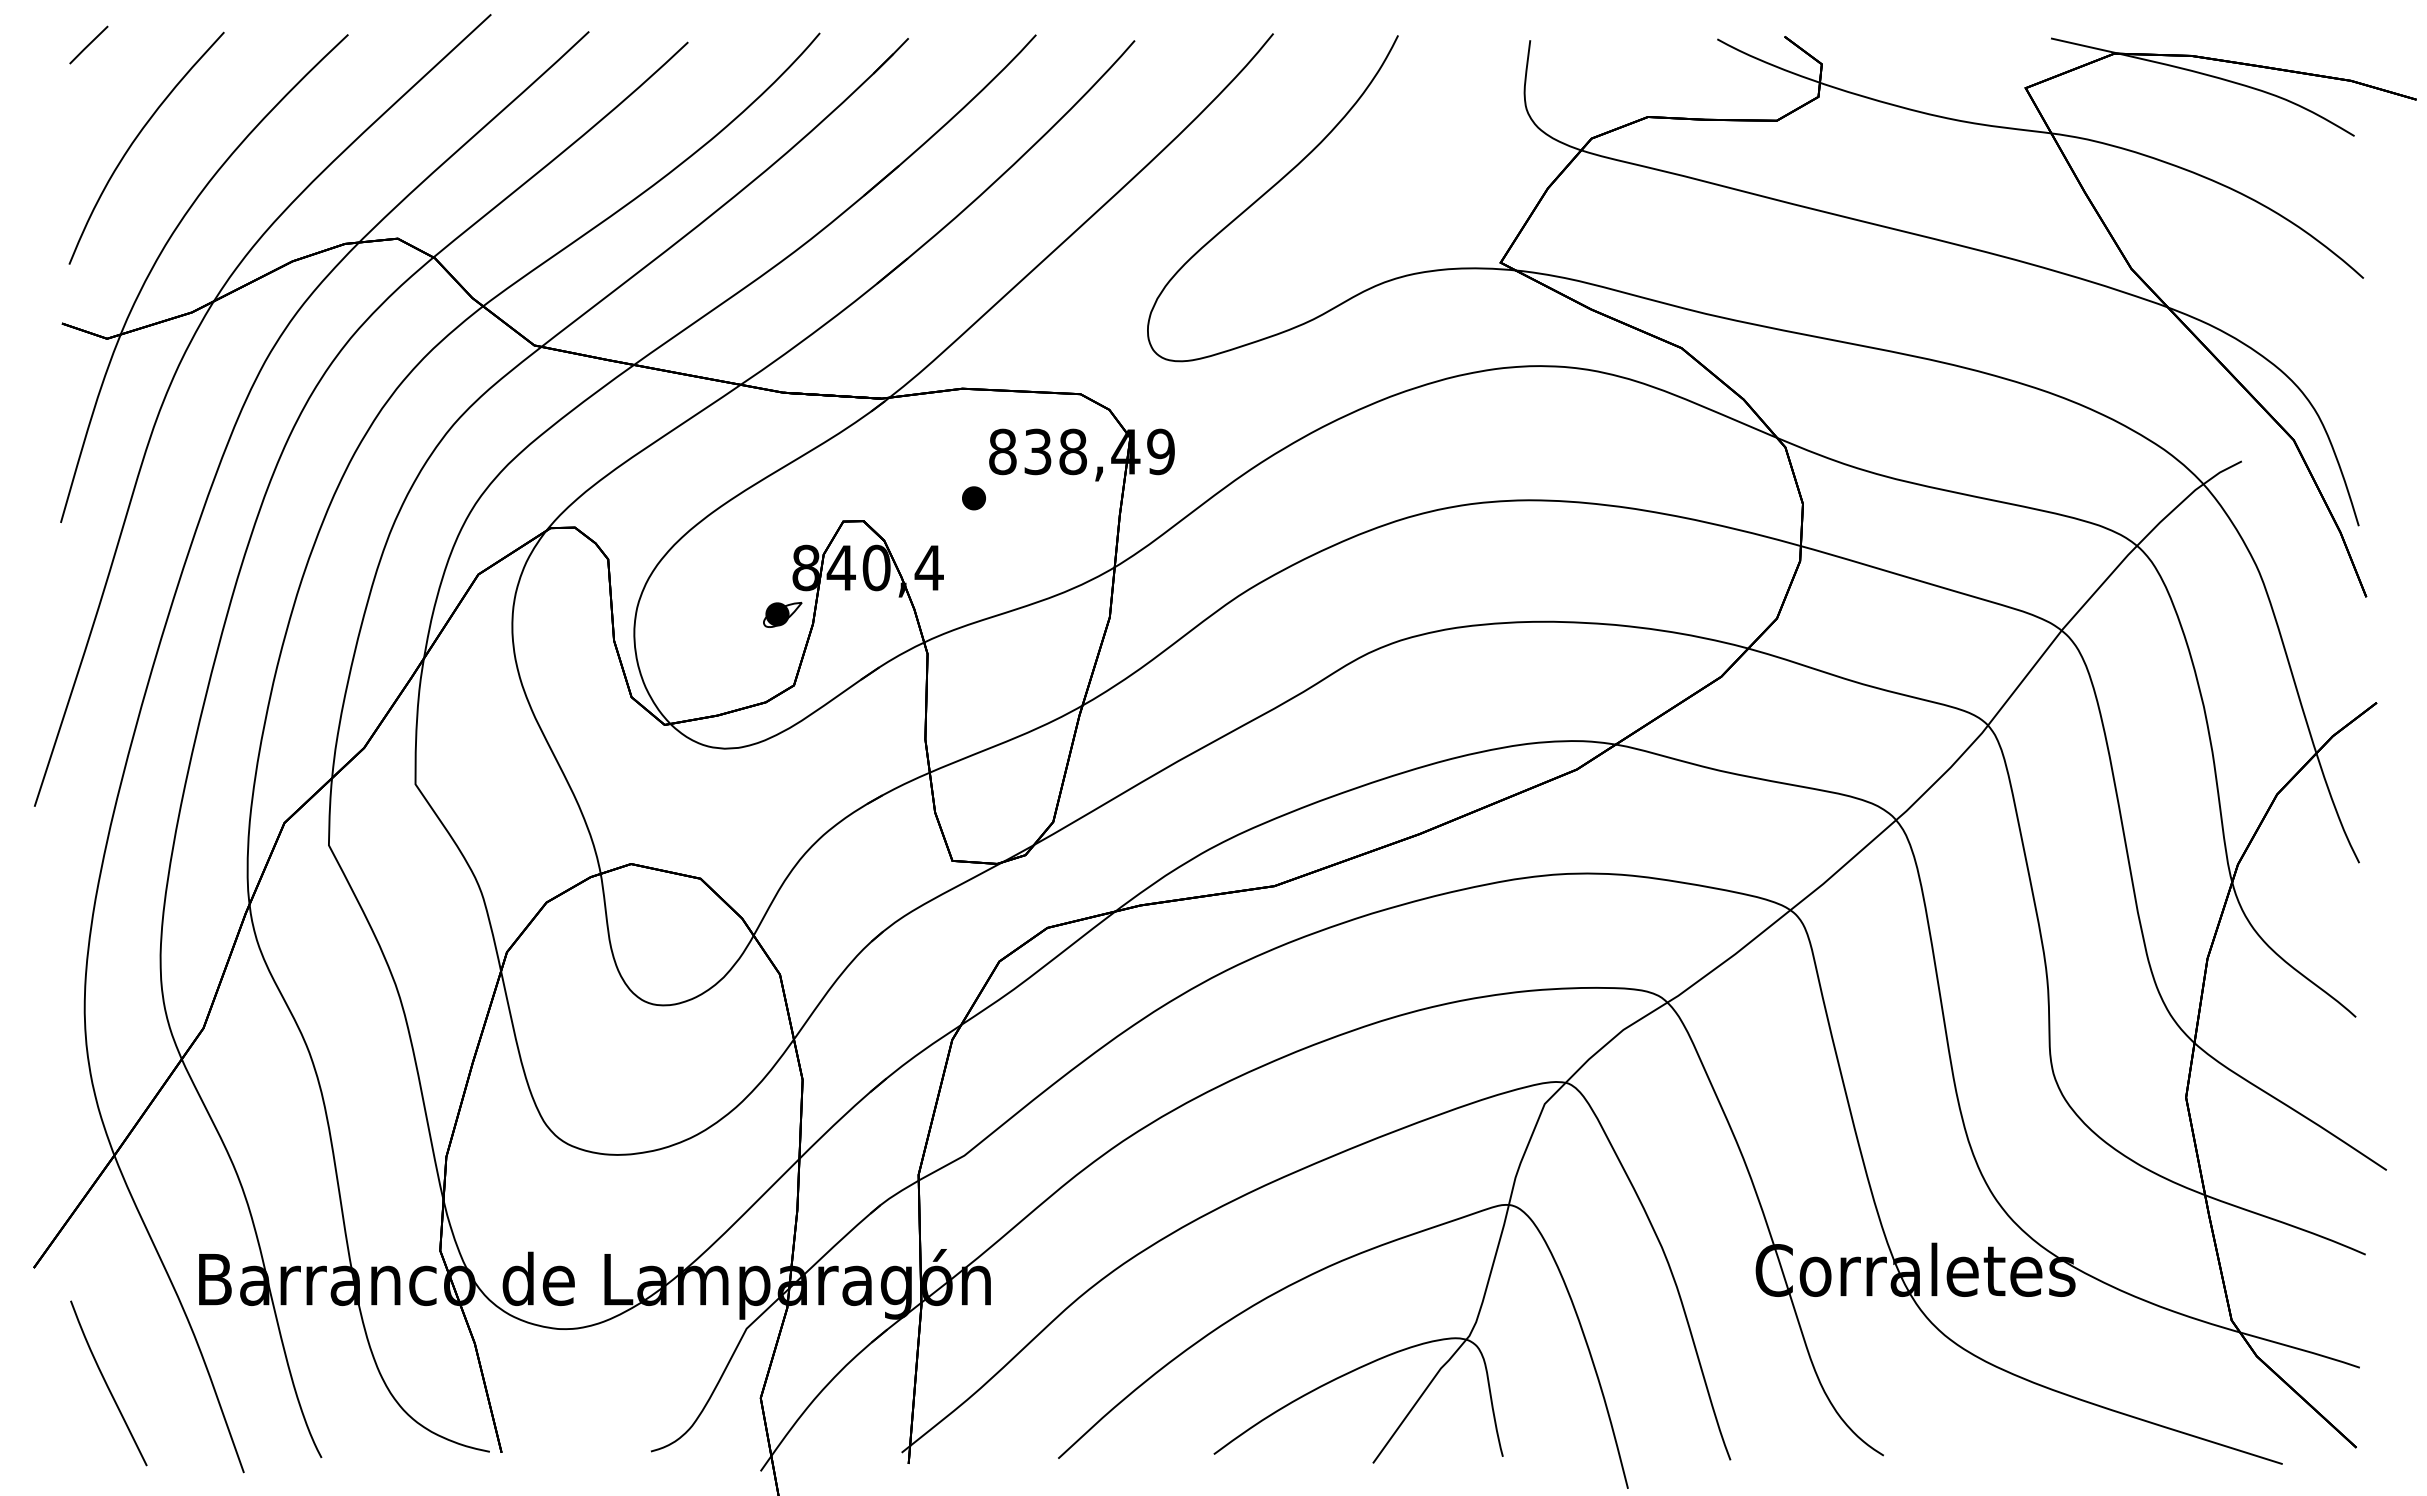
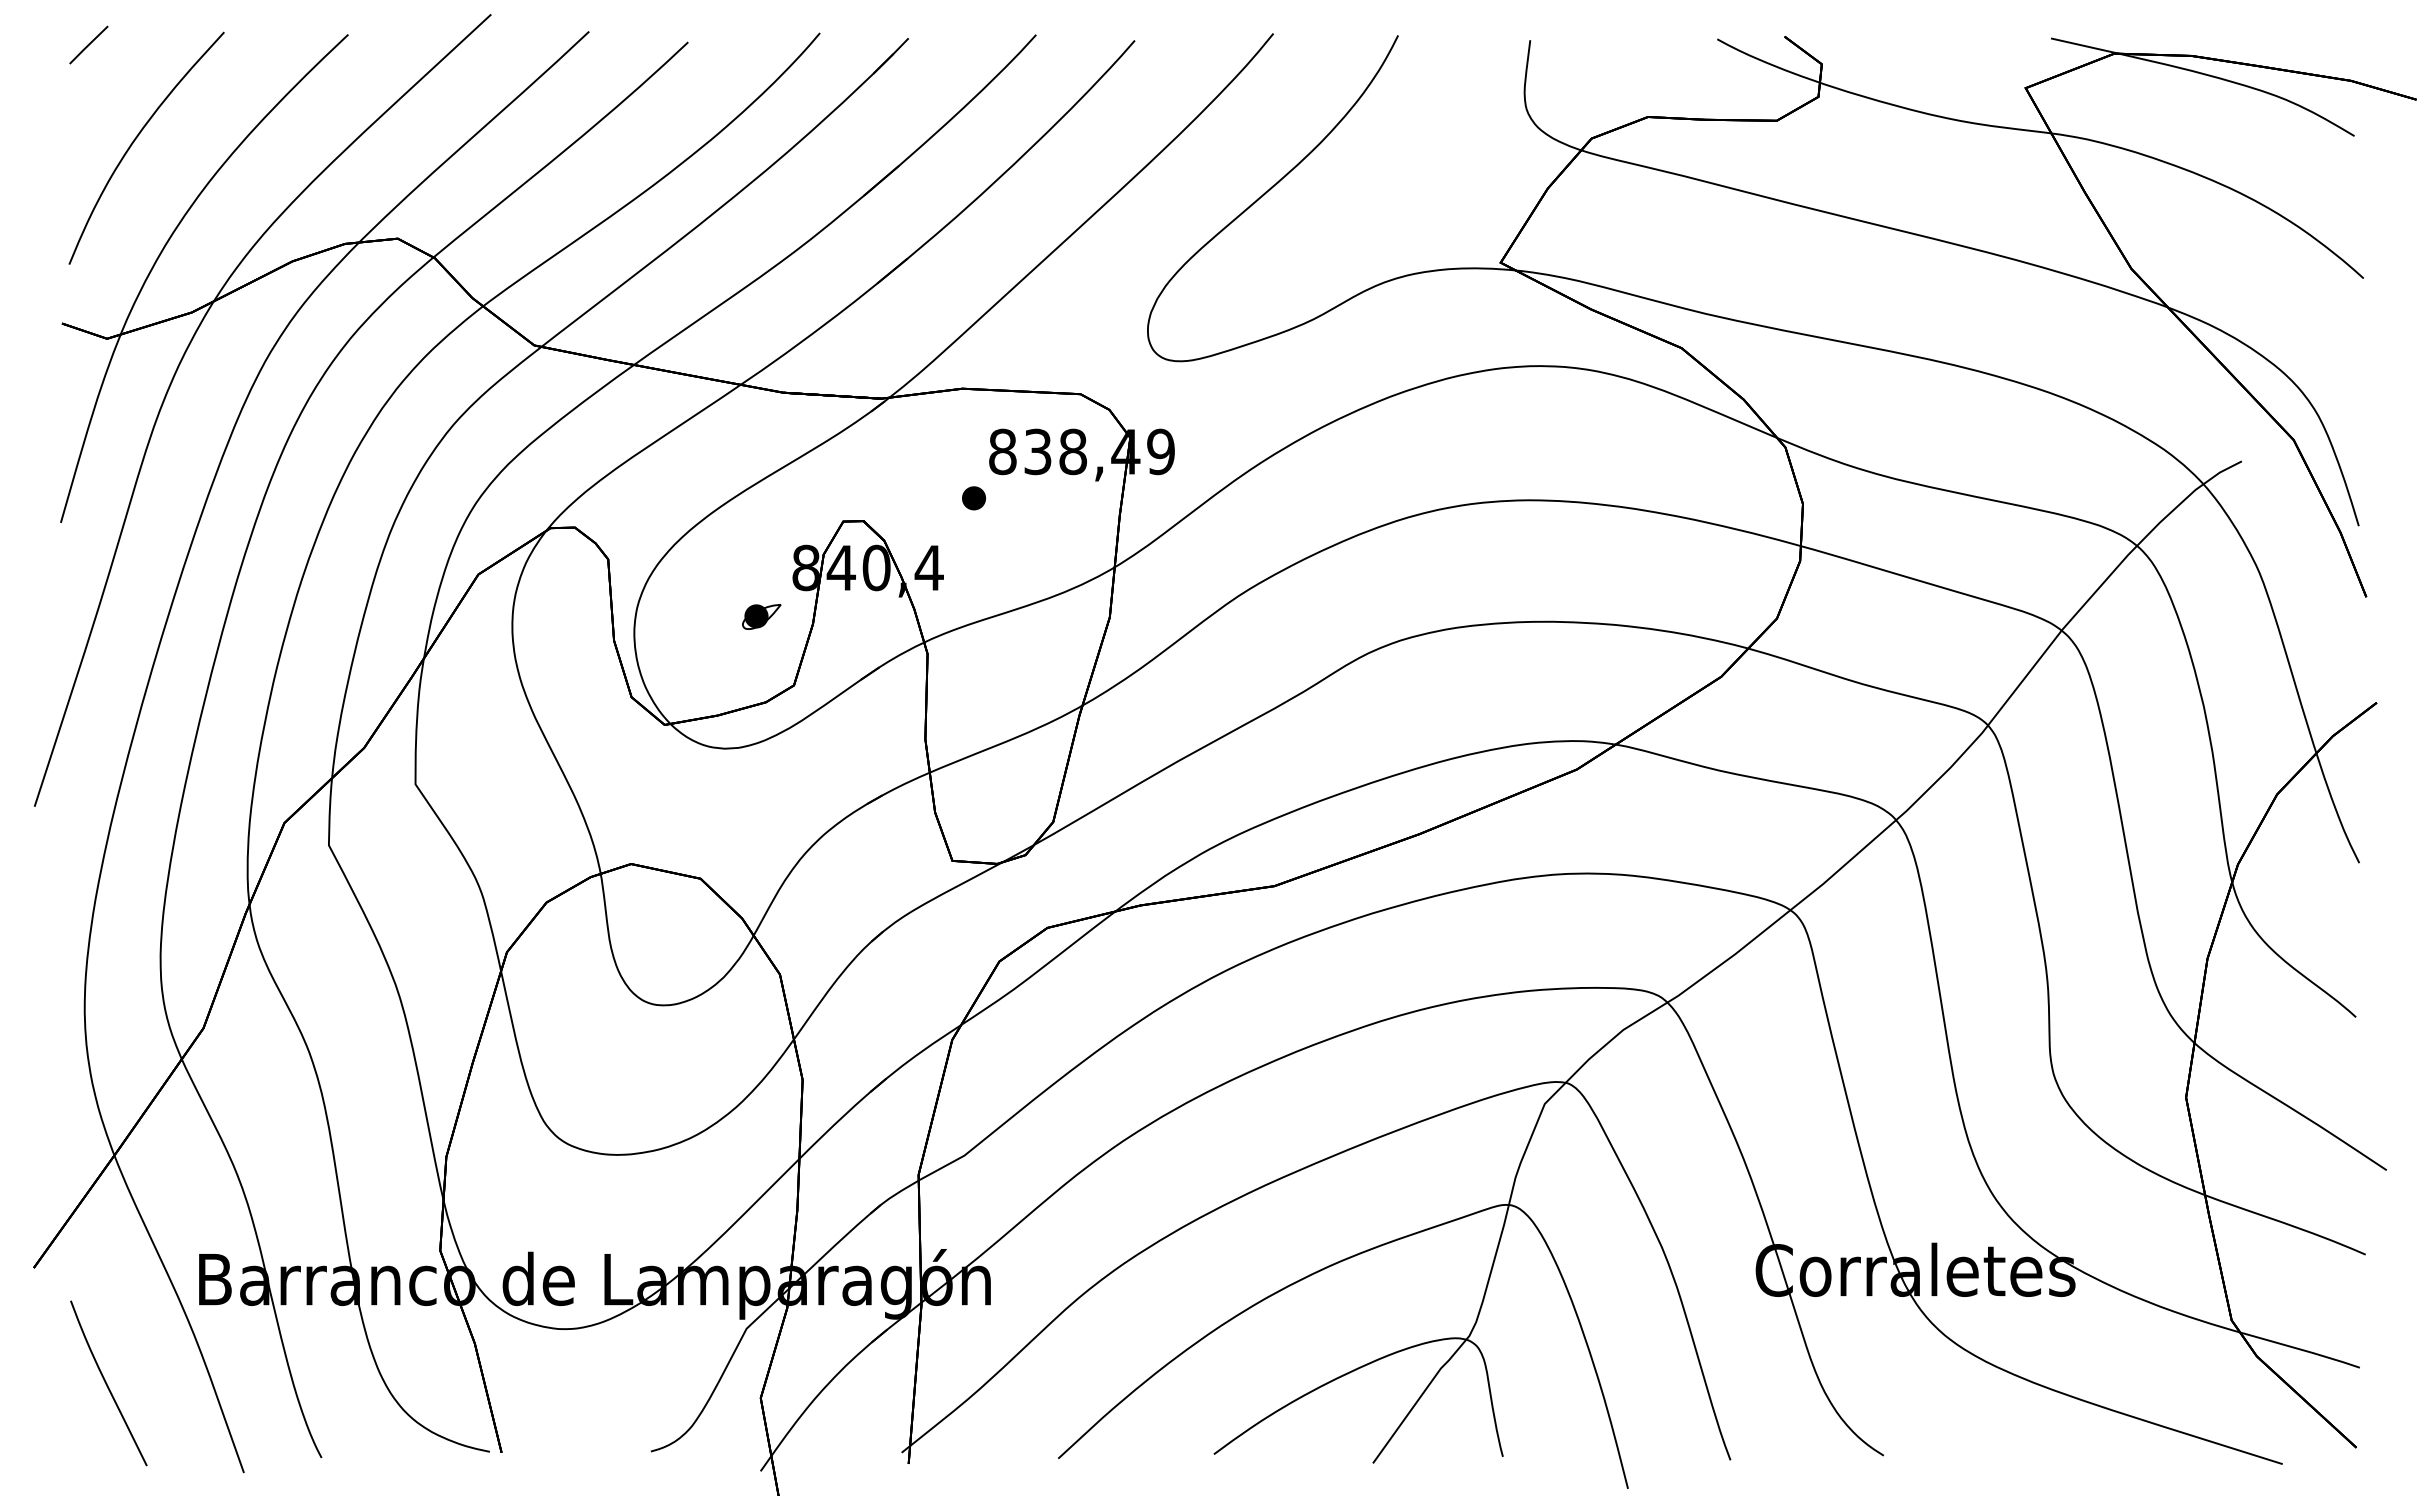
part position: (782, 614) -> (761, 616) (761, 616)
